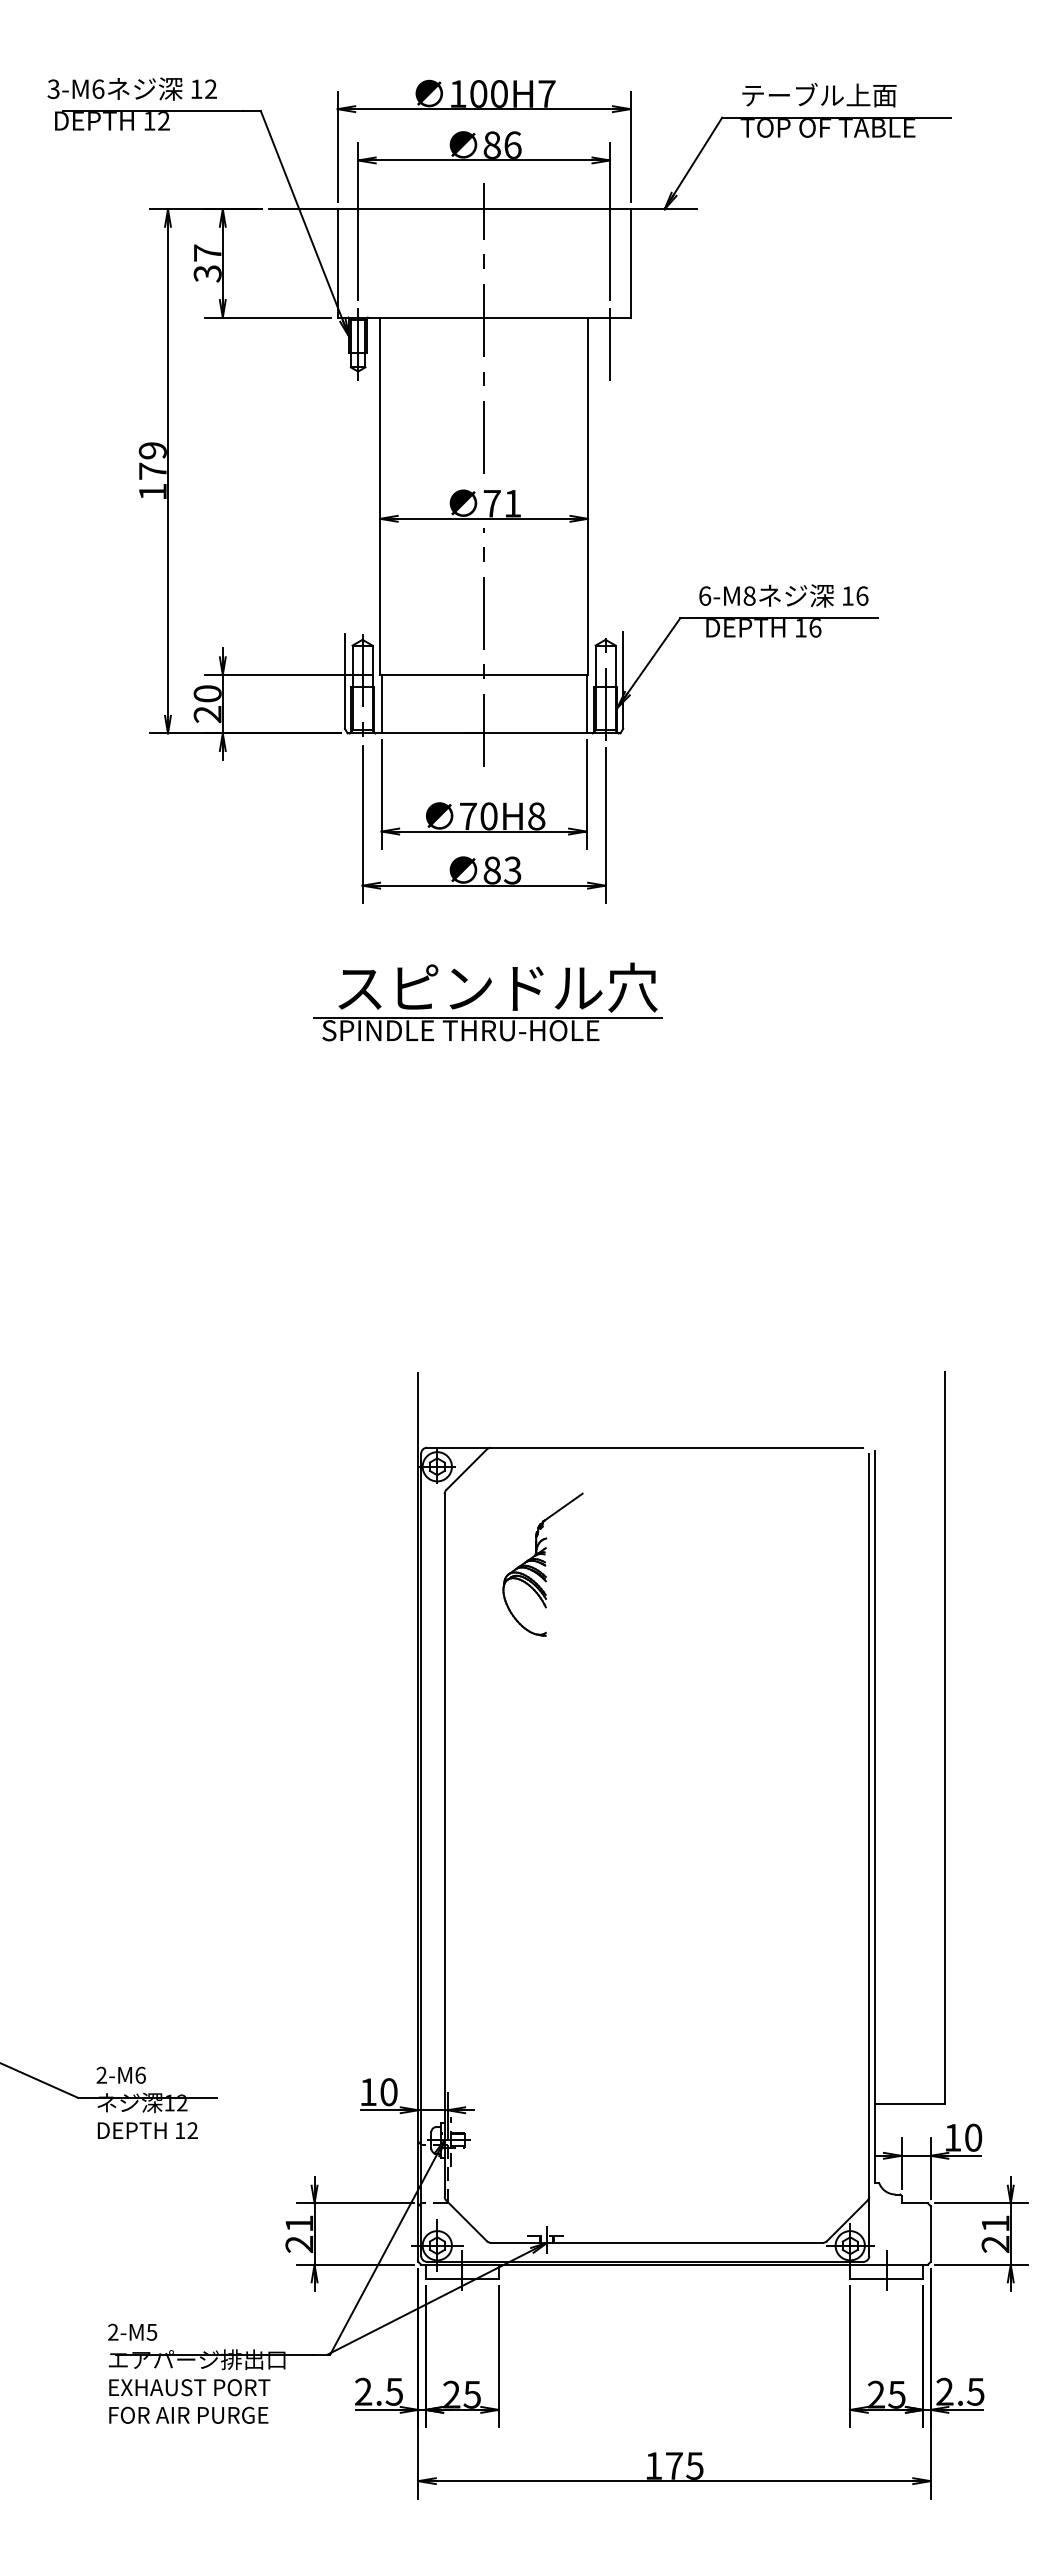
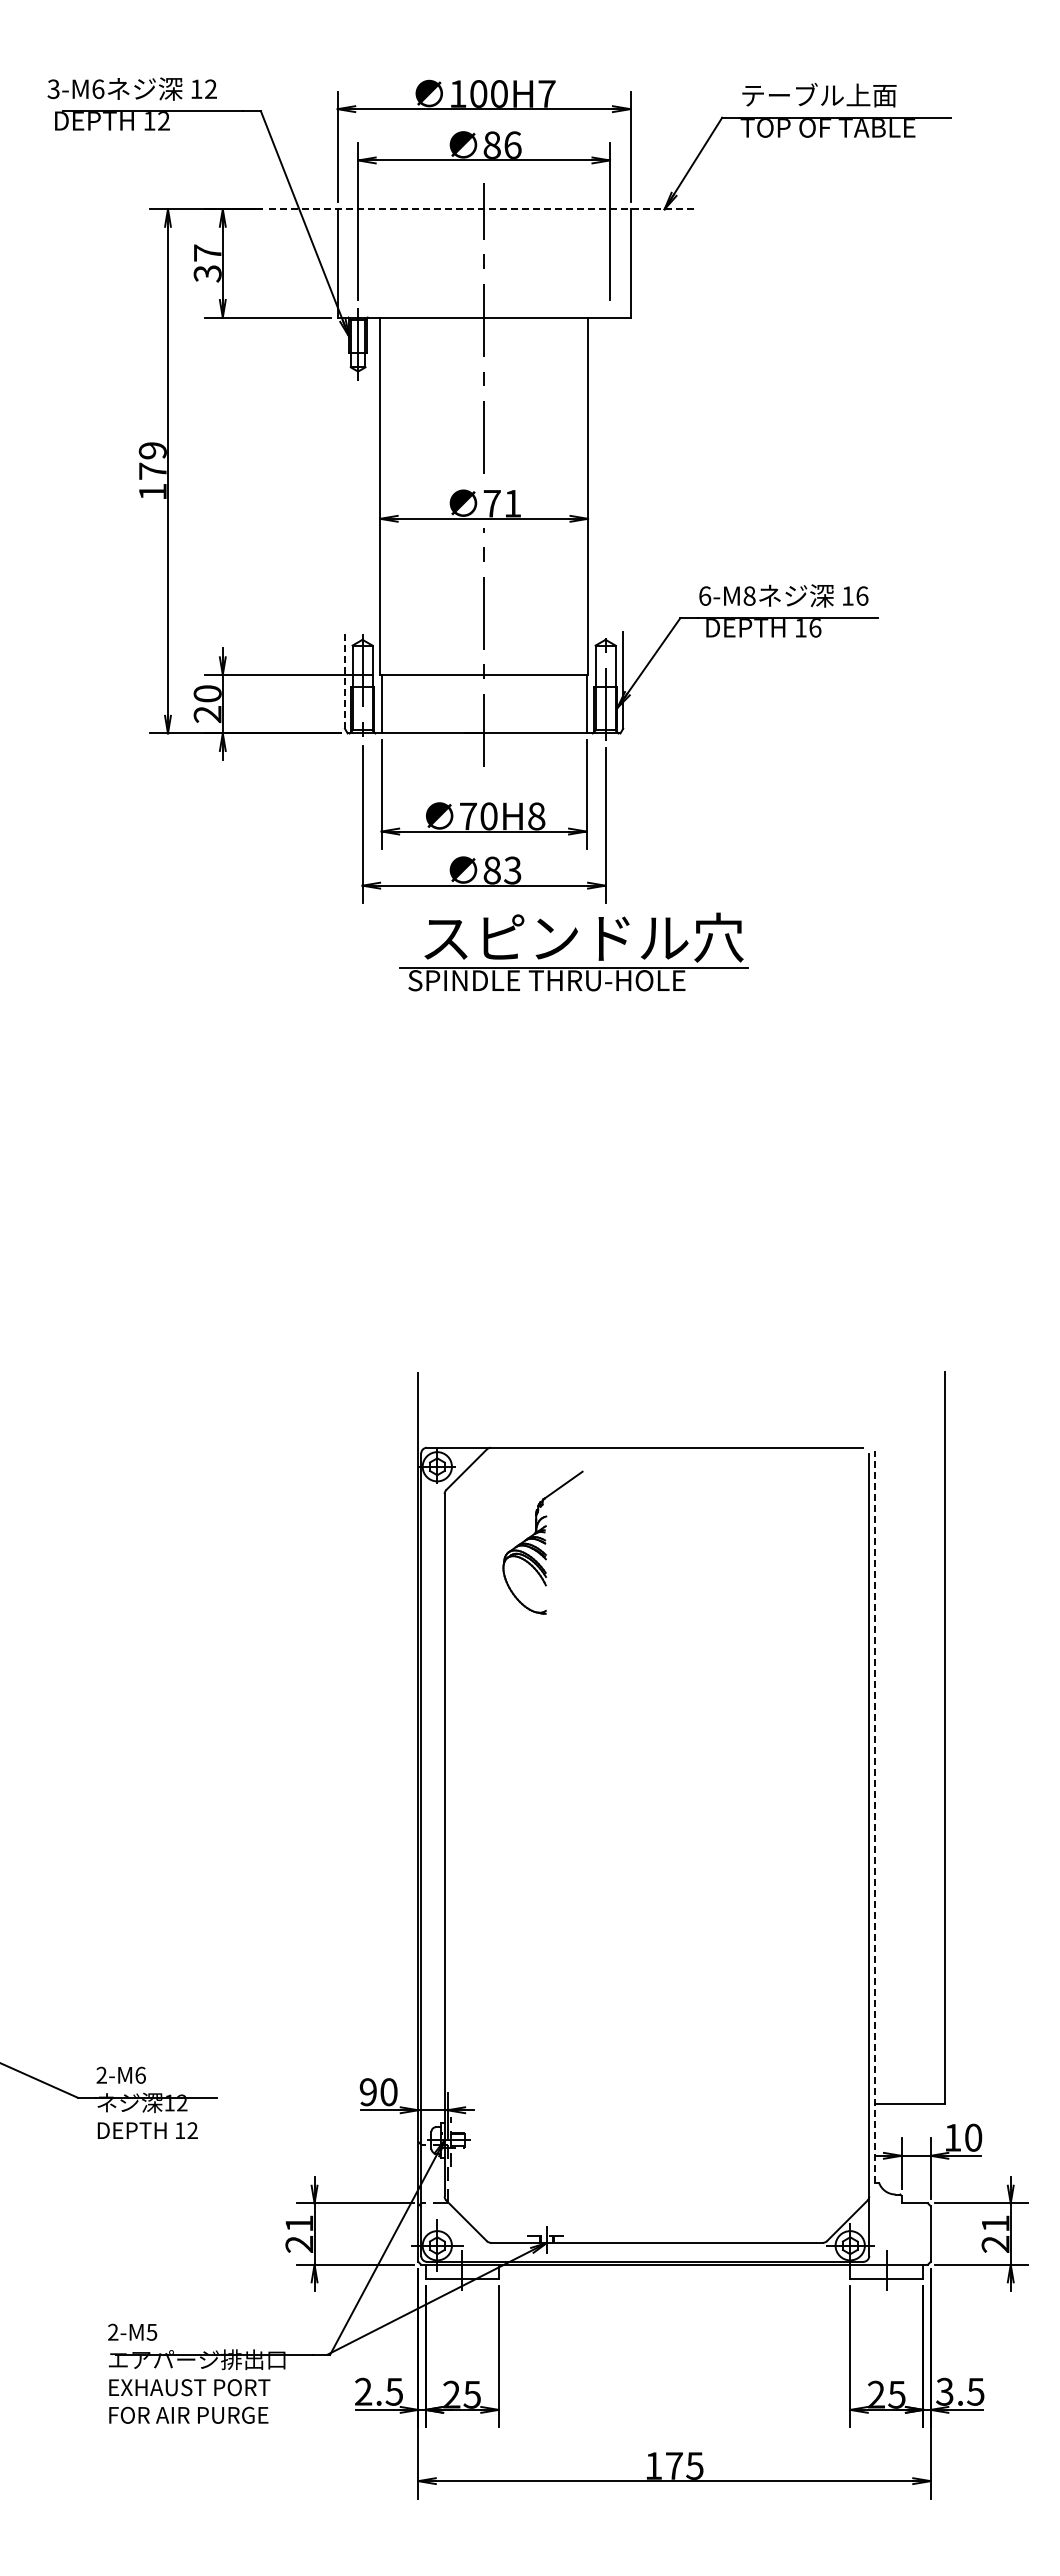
line: solid -> dashed (483, 209)
line: present -> none (610, 344)
line: solid -> dashed (344, 681)
part position: (481, 995) -> (567, 945) (567, 945)
part position: (542, 1564) -> (542, 1542) (542, 1542)
line: solid -> dashed (875, 1816)
text: 10 -> 90 (367, 2092)
text: 2.5 -> 3.5 (944, 2391)
